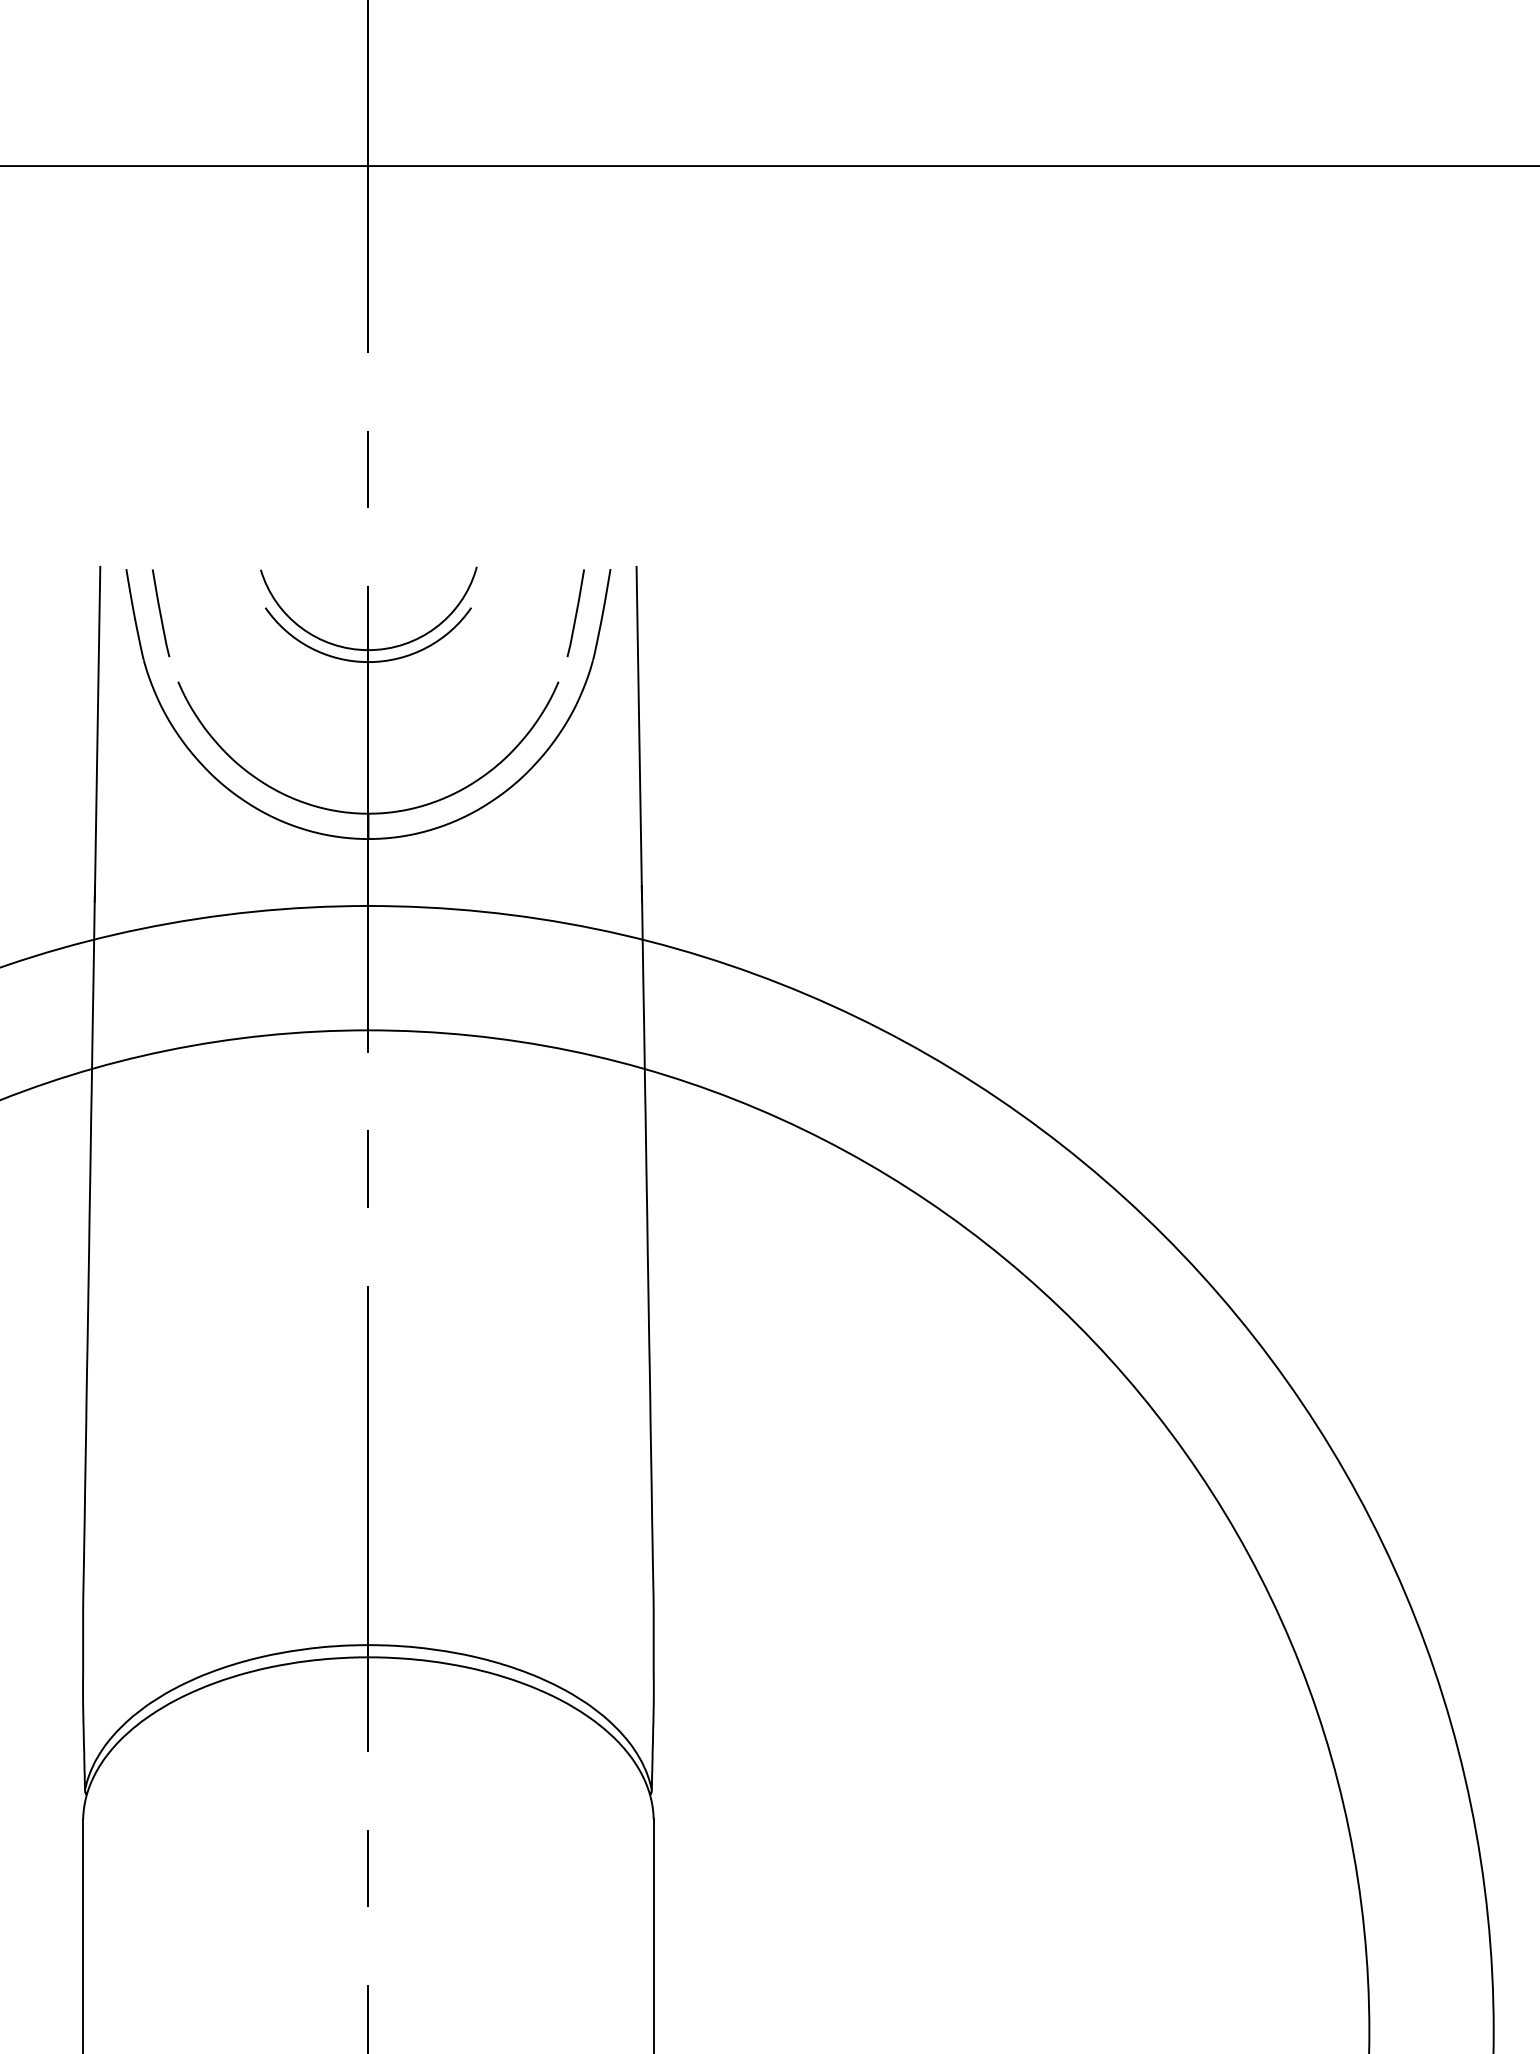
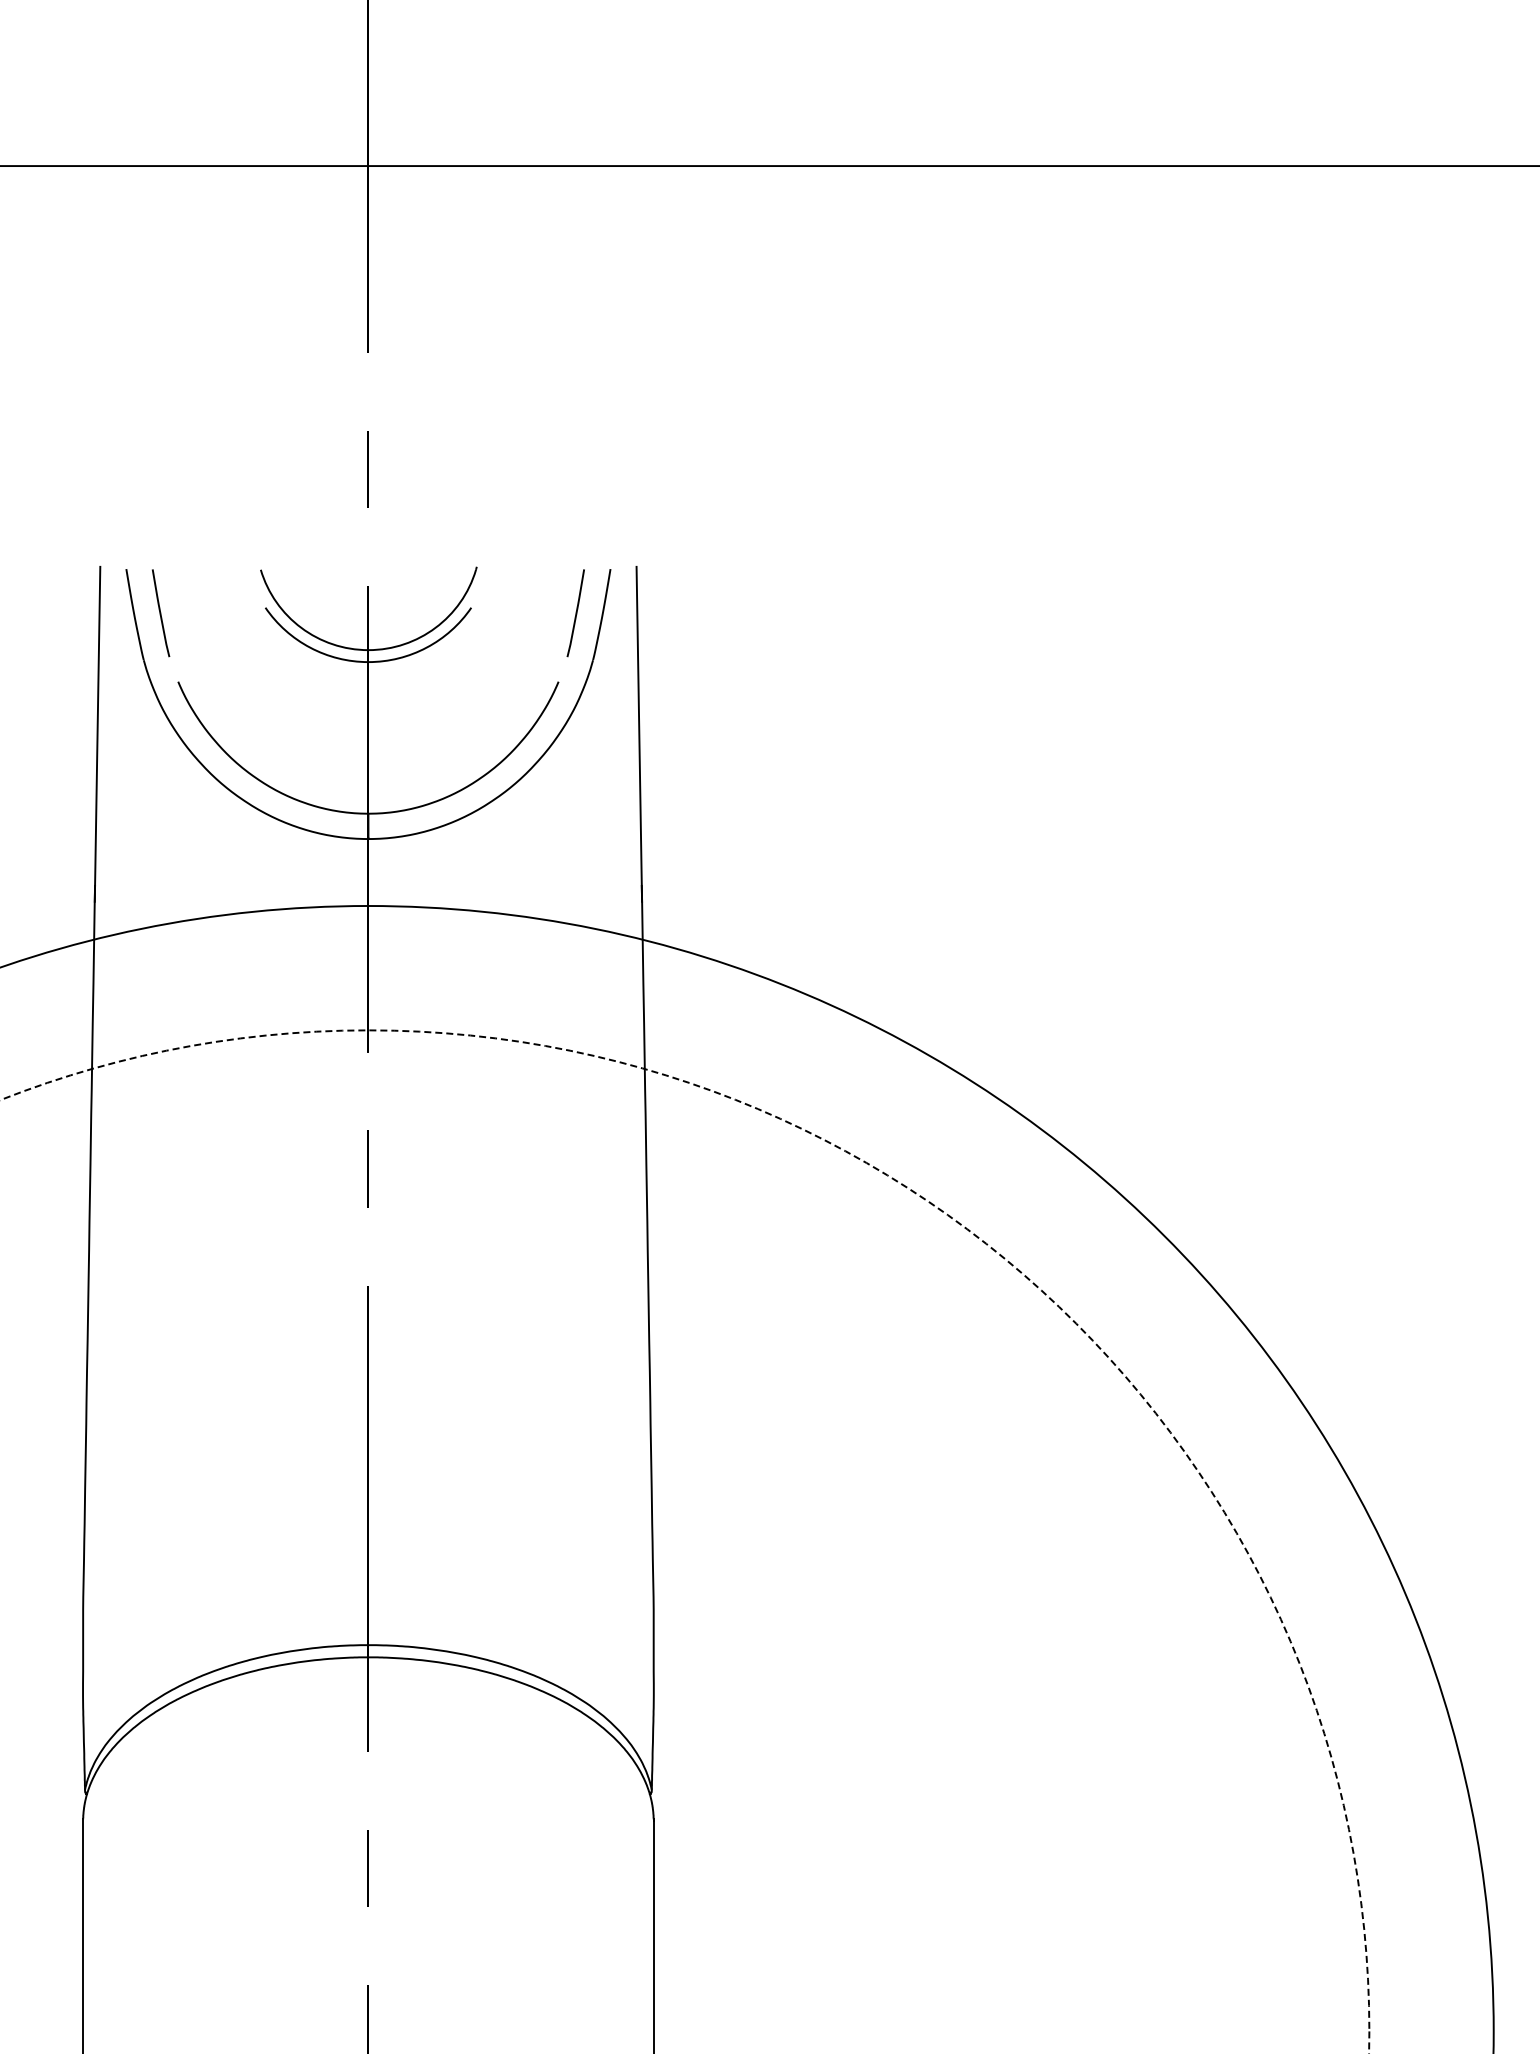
circle: solid -> dashed (684, 1541)
